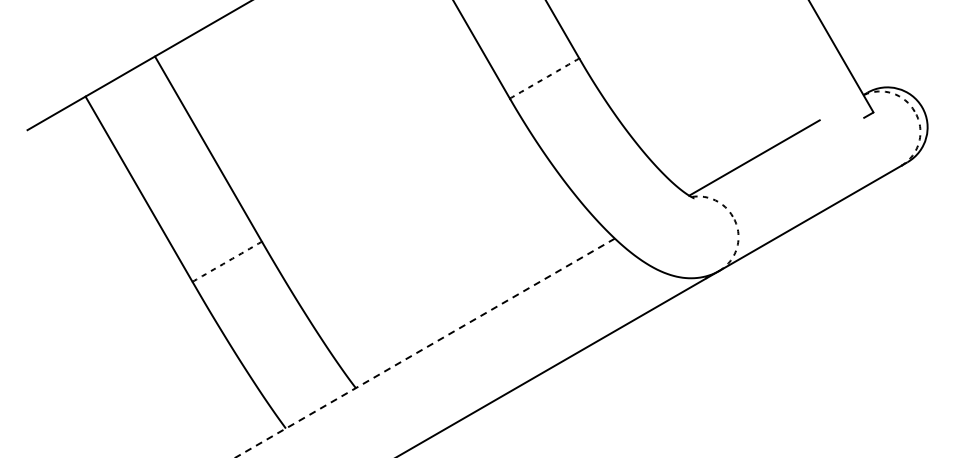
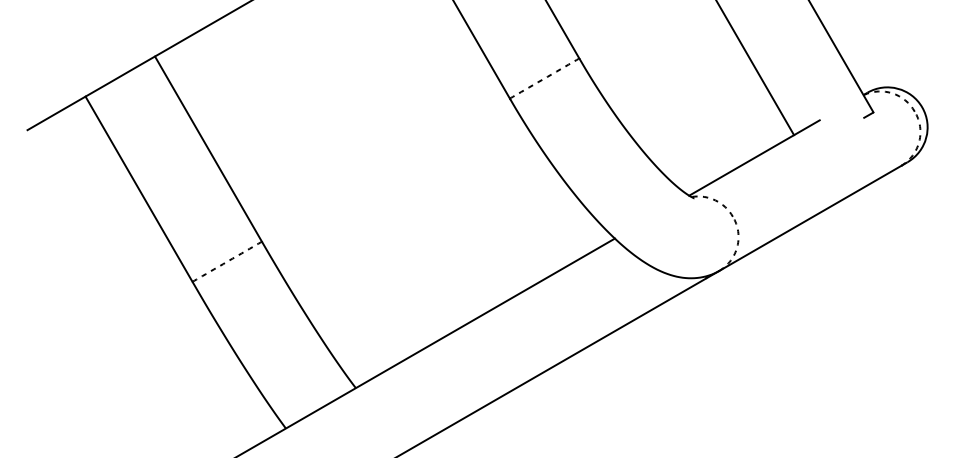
line: none -> present (755, 68)
line: dashed -> solid (424, 348)
